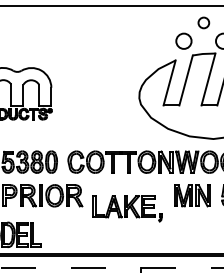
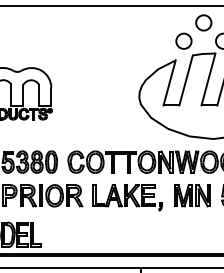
circle size: 14x14 px -> 18x18 px (203, 22)
part position: (127, 208) -> (127, 197) (127, 197)
line: dashed -> solid (112, 268)
